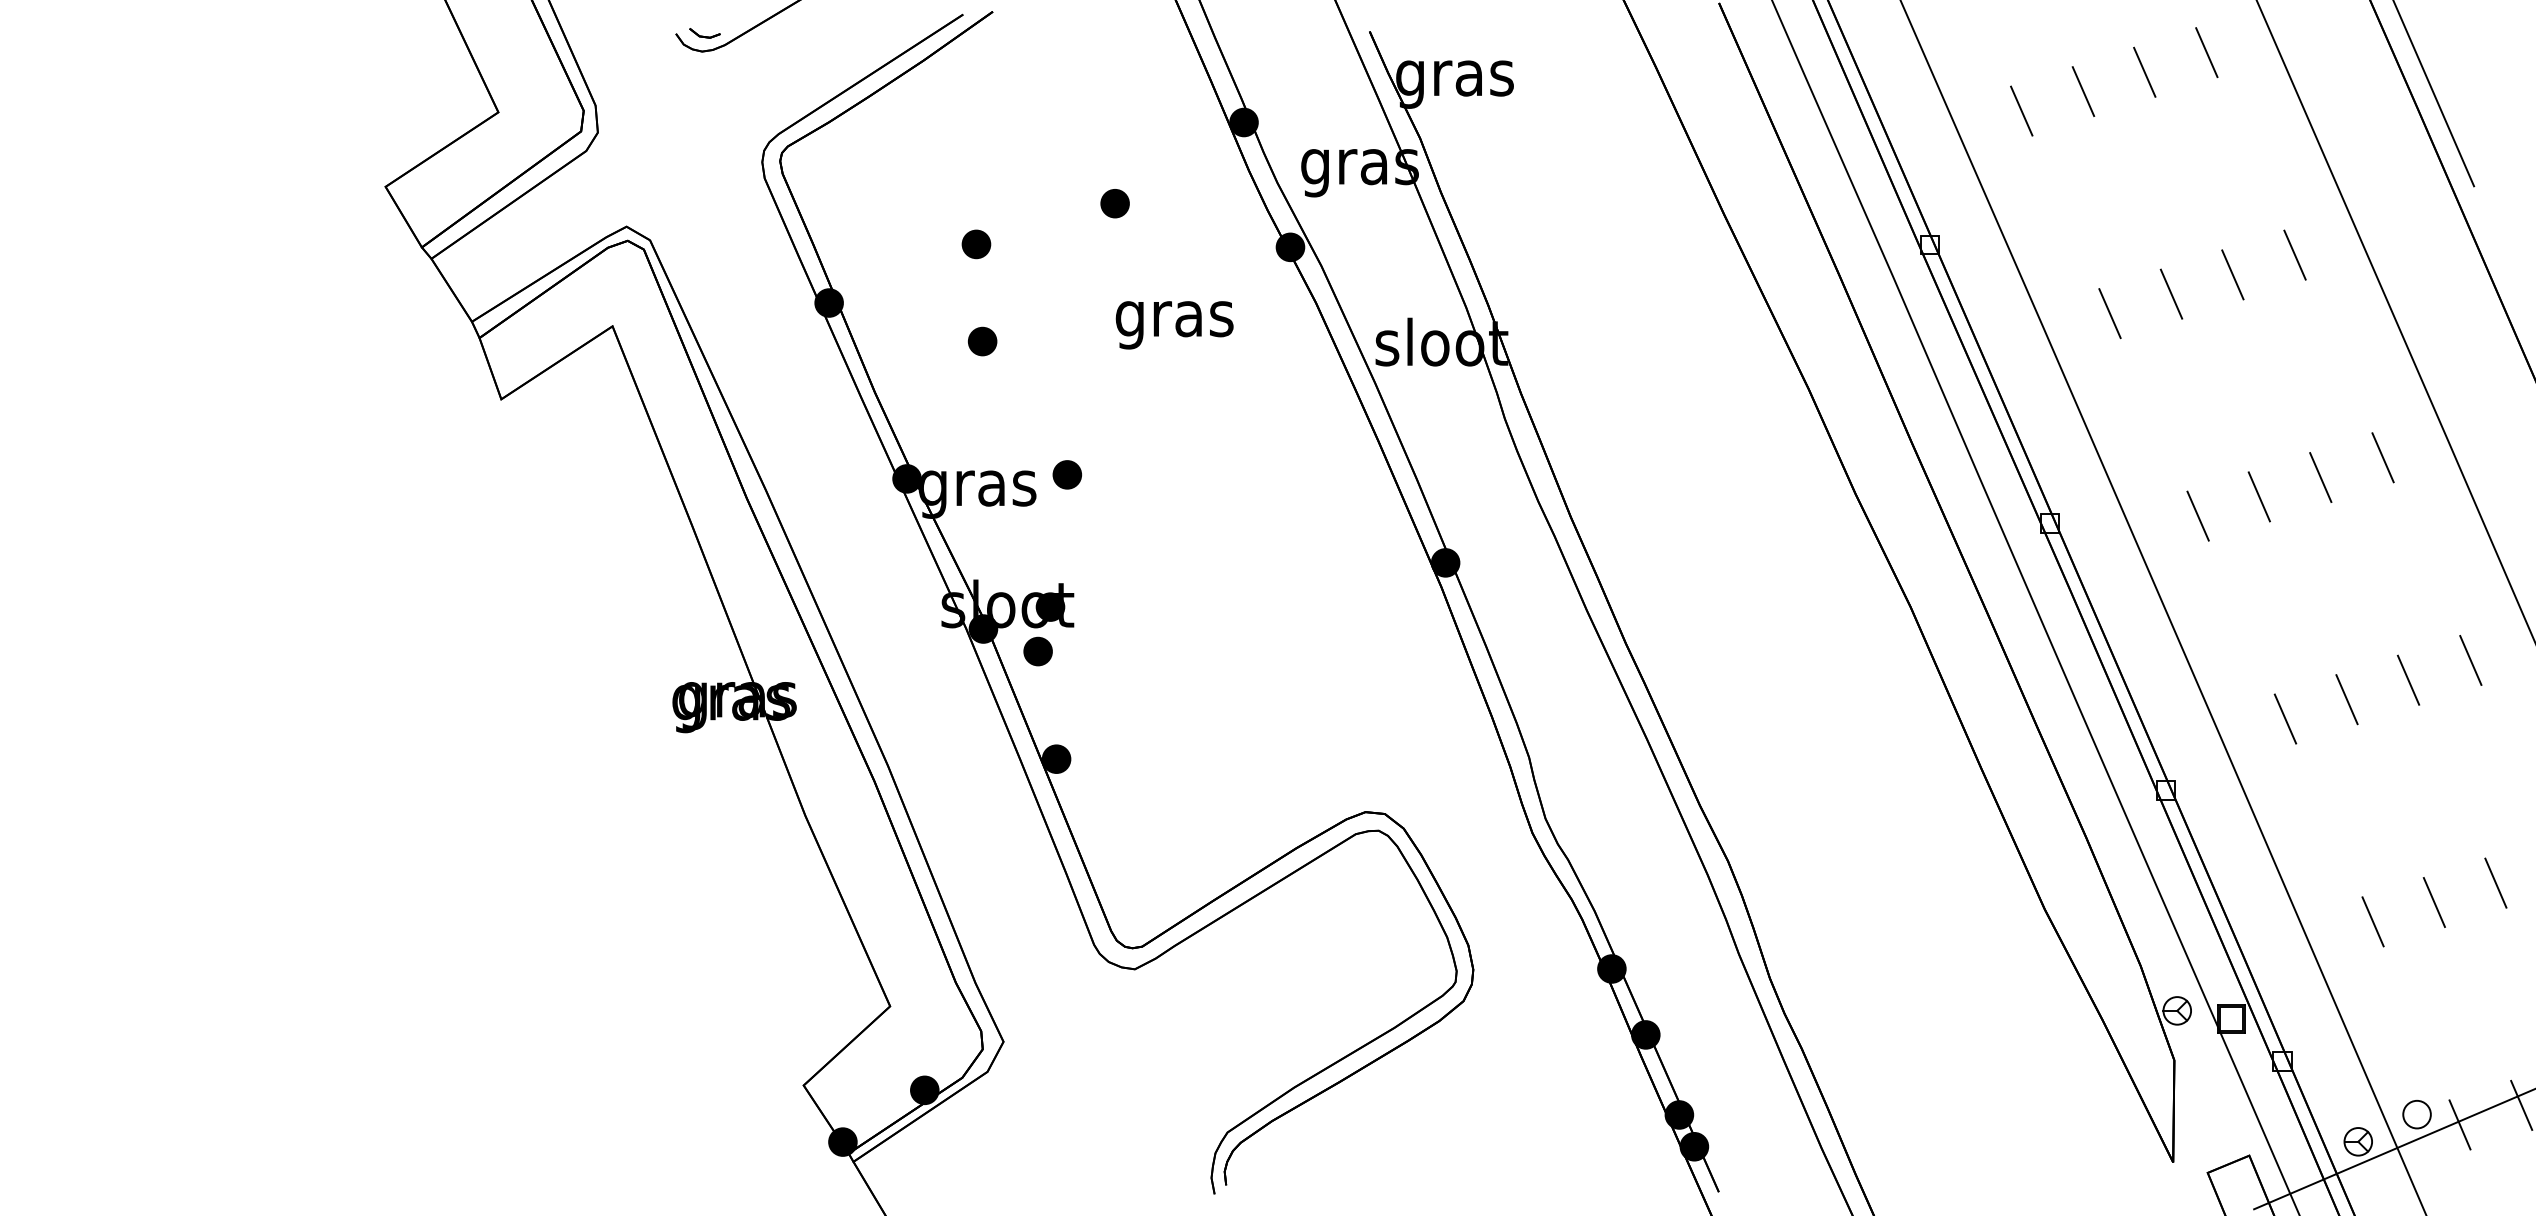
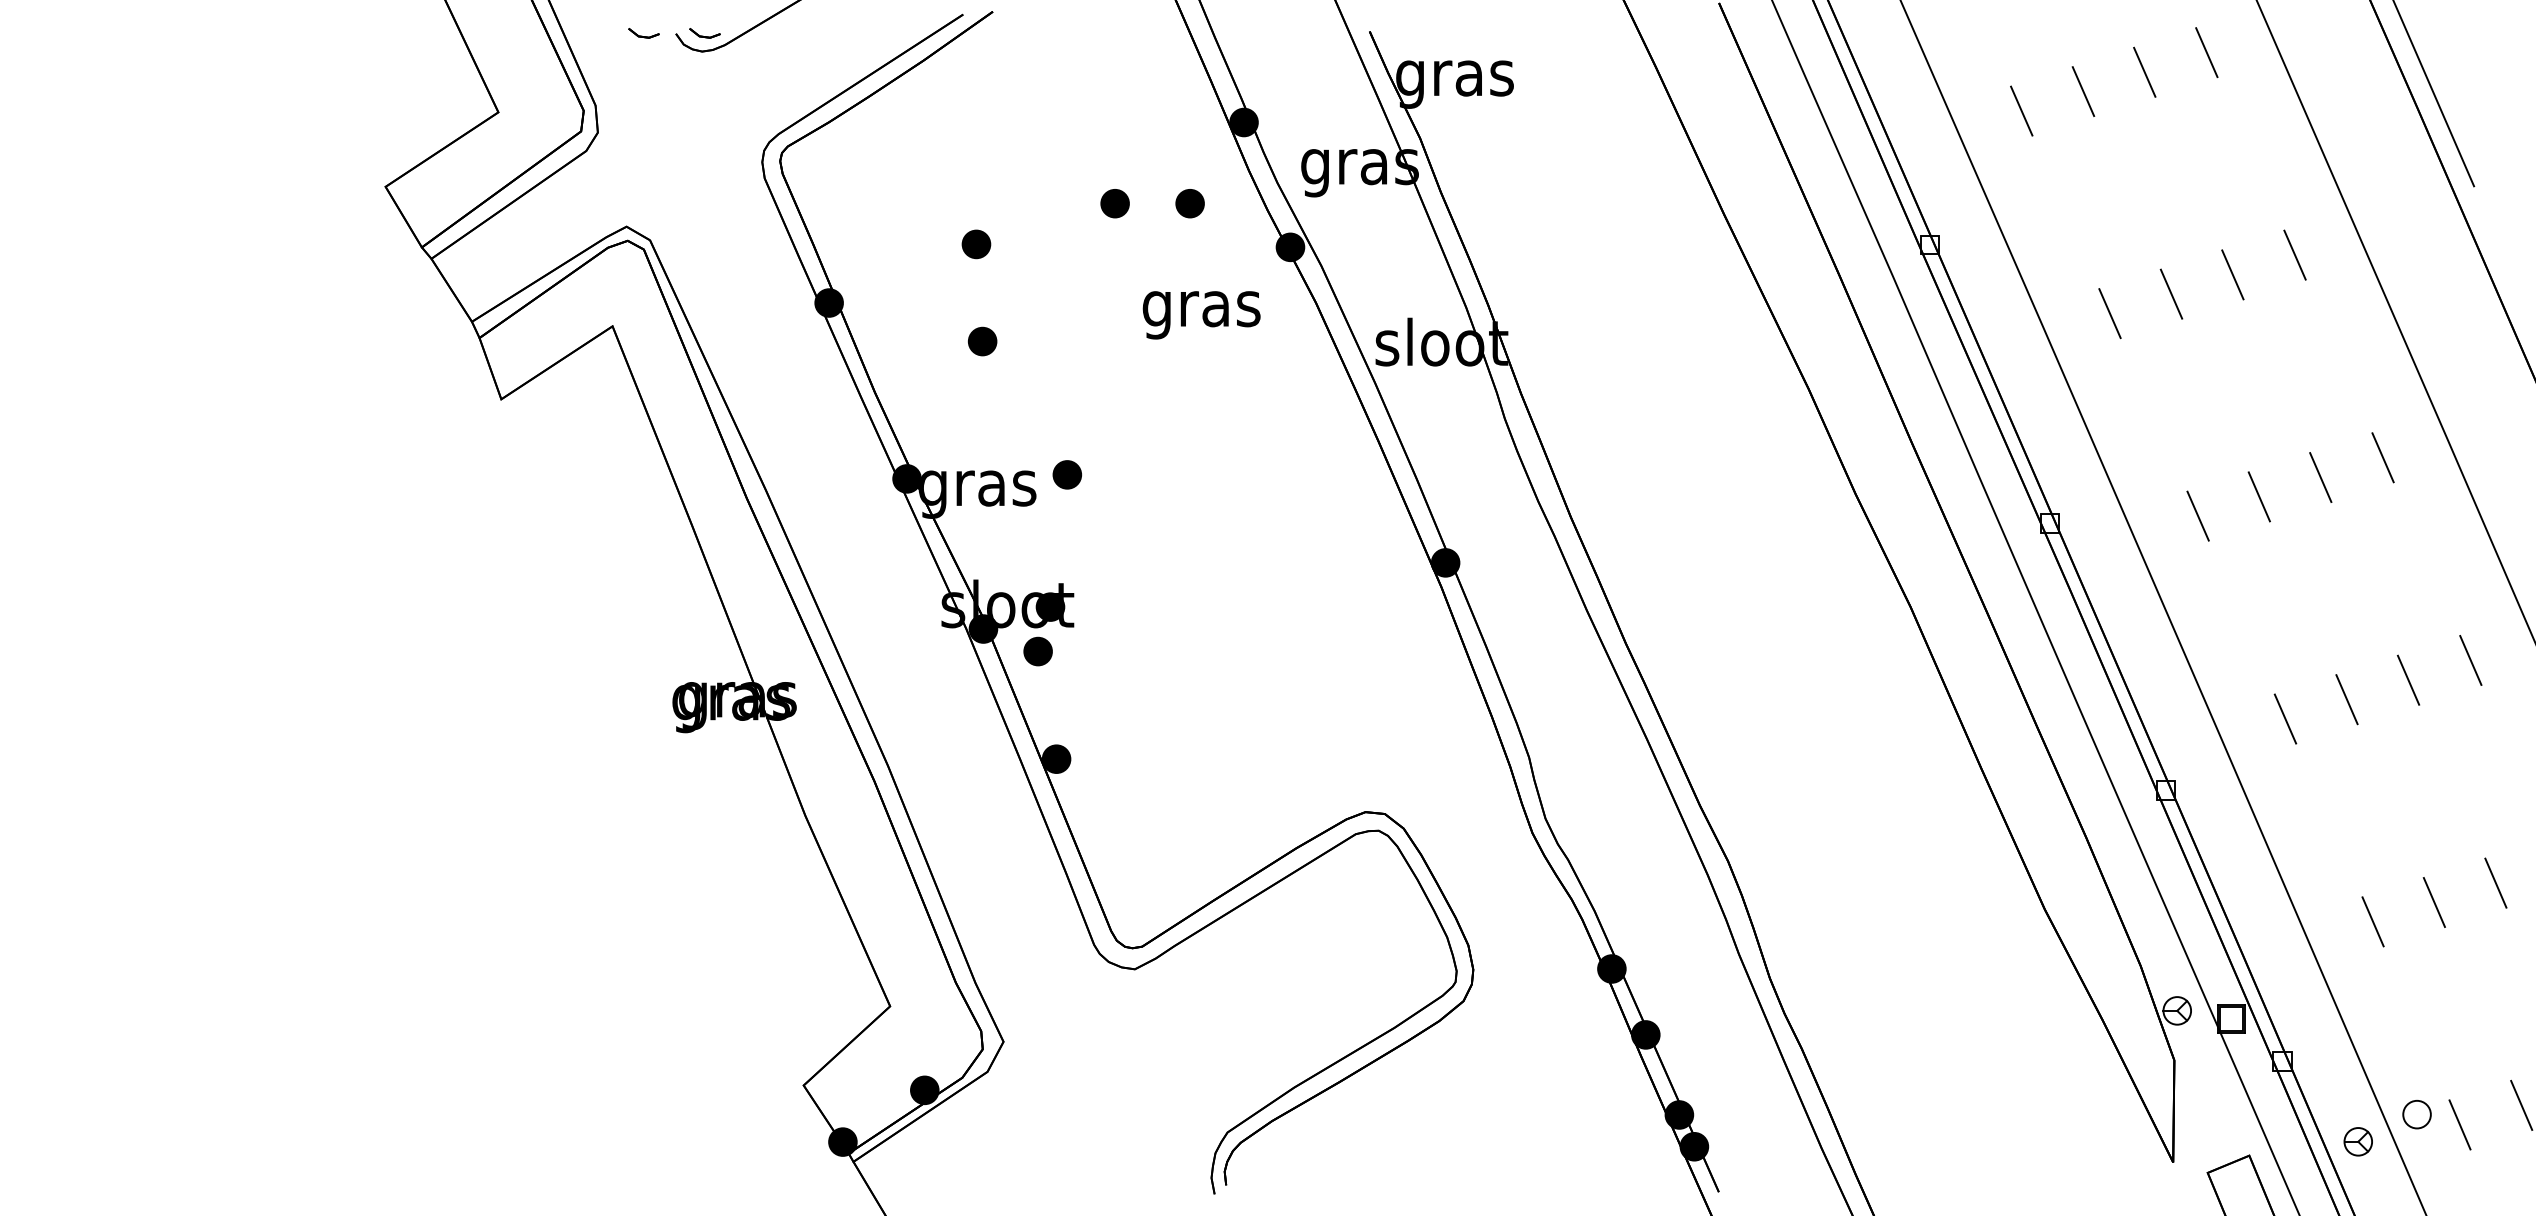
part: none -> present (643, 33)
part: none -> present (1189, 203)
text position: (1174, 325) -> (1201, 315) (1201, 315)
line: present -> none (2393, 1149)
